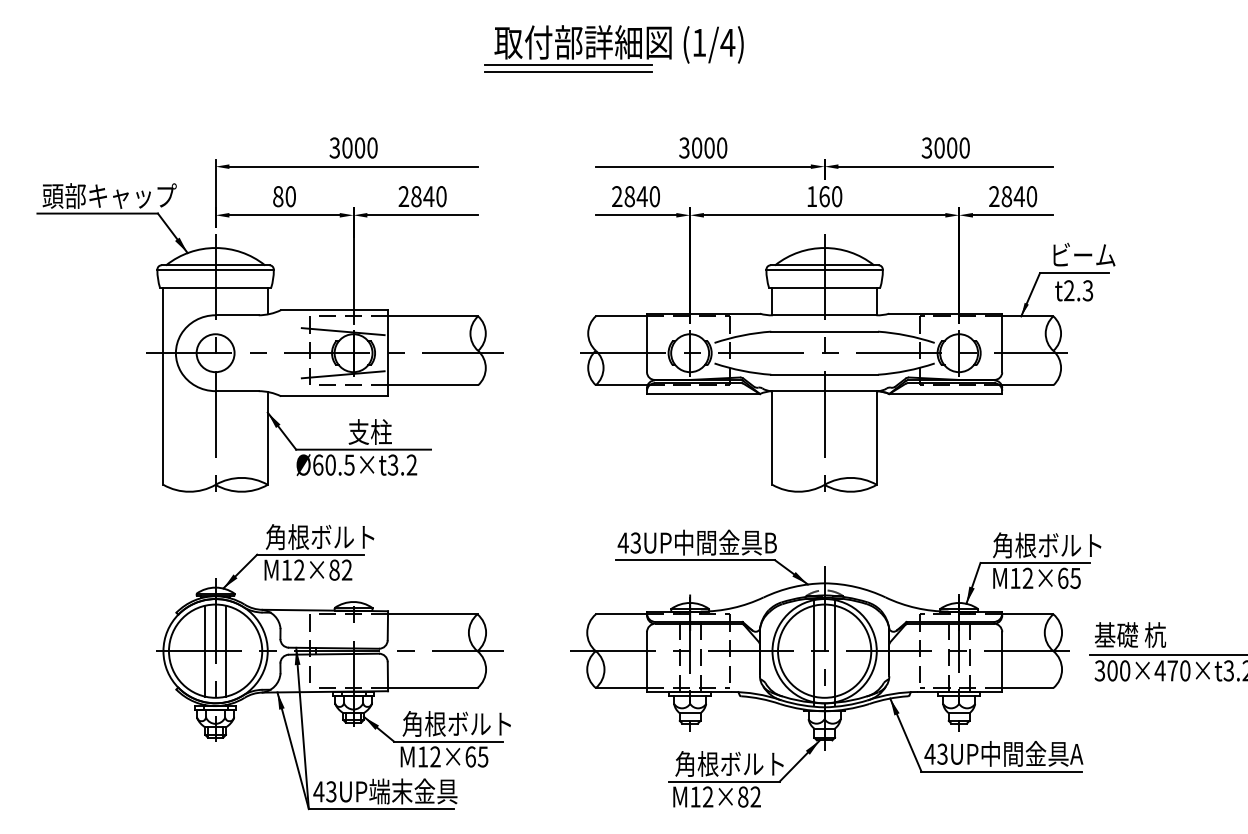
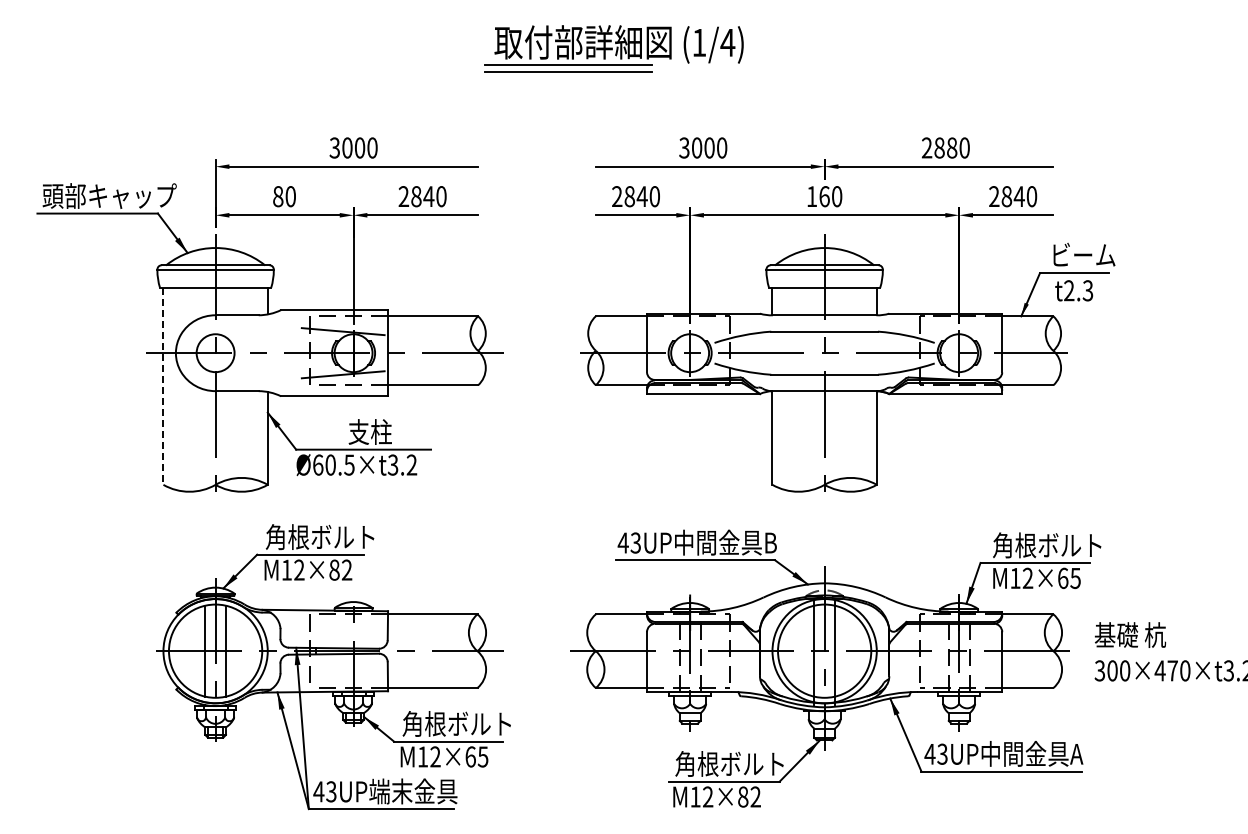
text: 3000 -> 2880 (939, 147)
line: solid -> dashed (163, 386)
line: present -> none (1167, 654)
